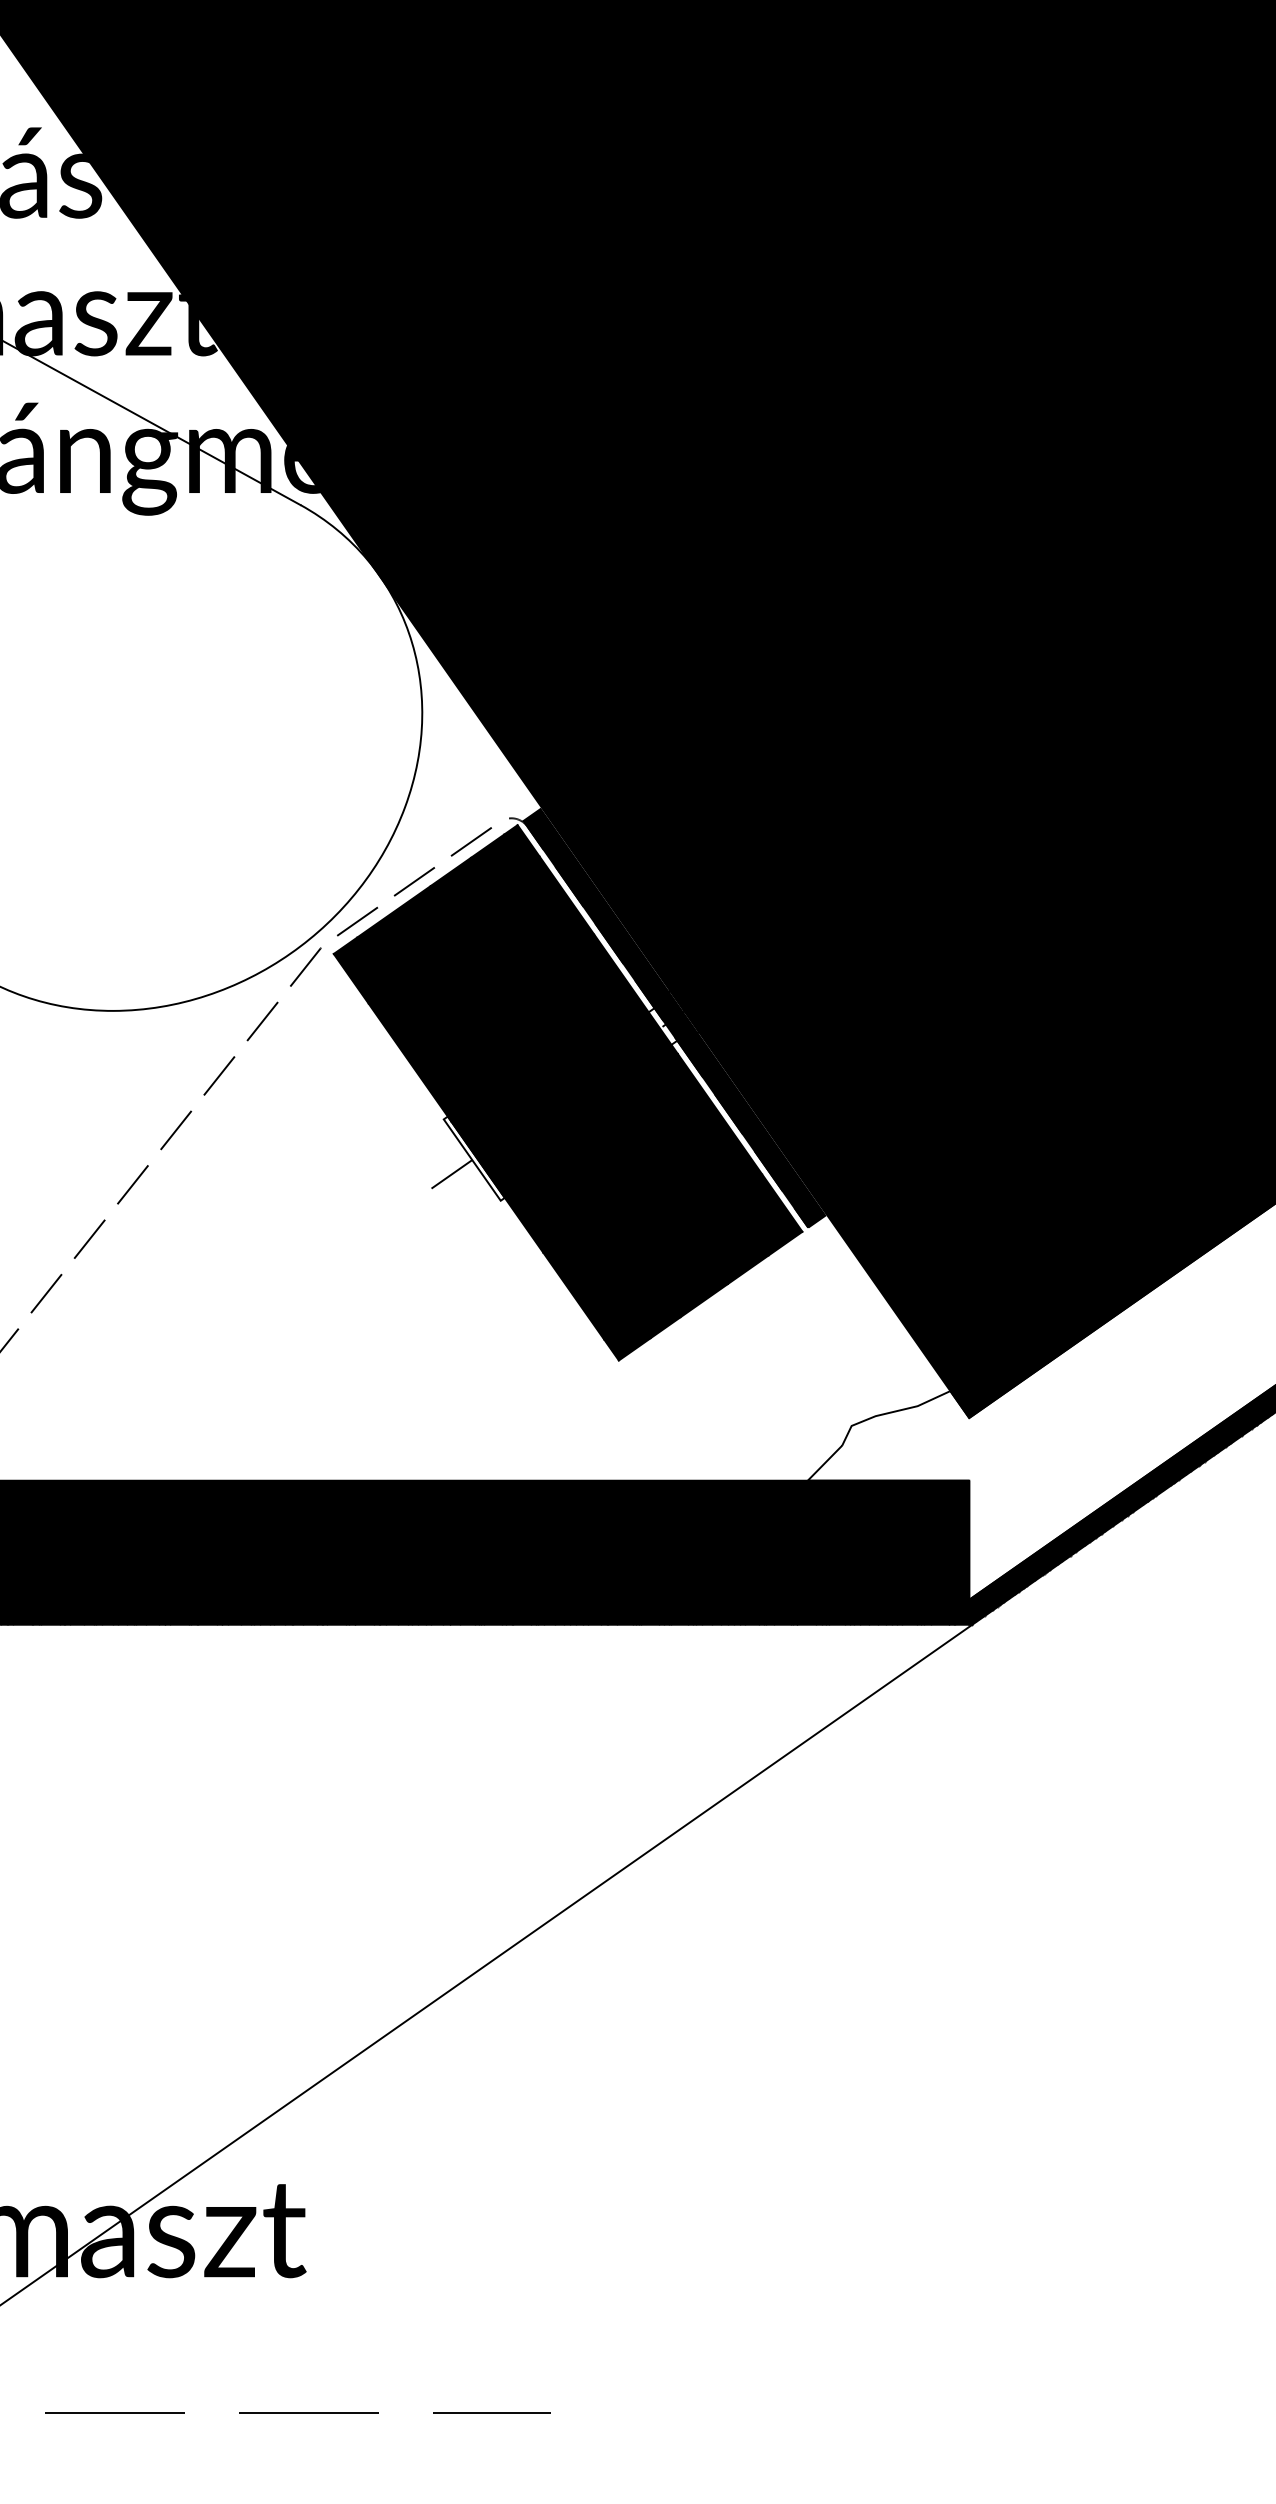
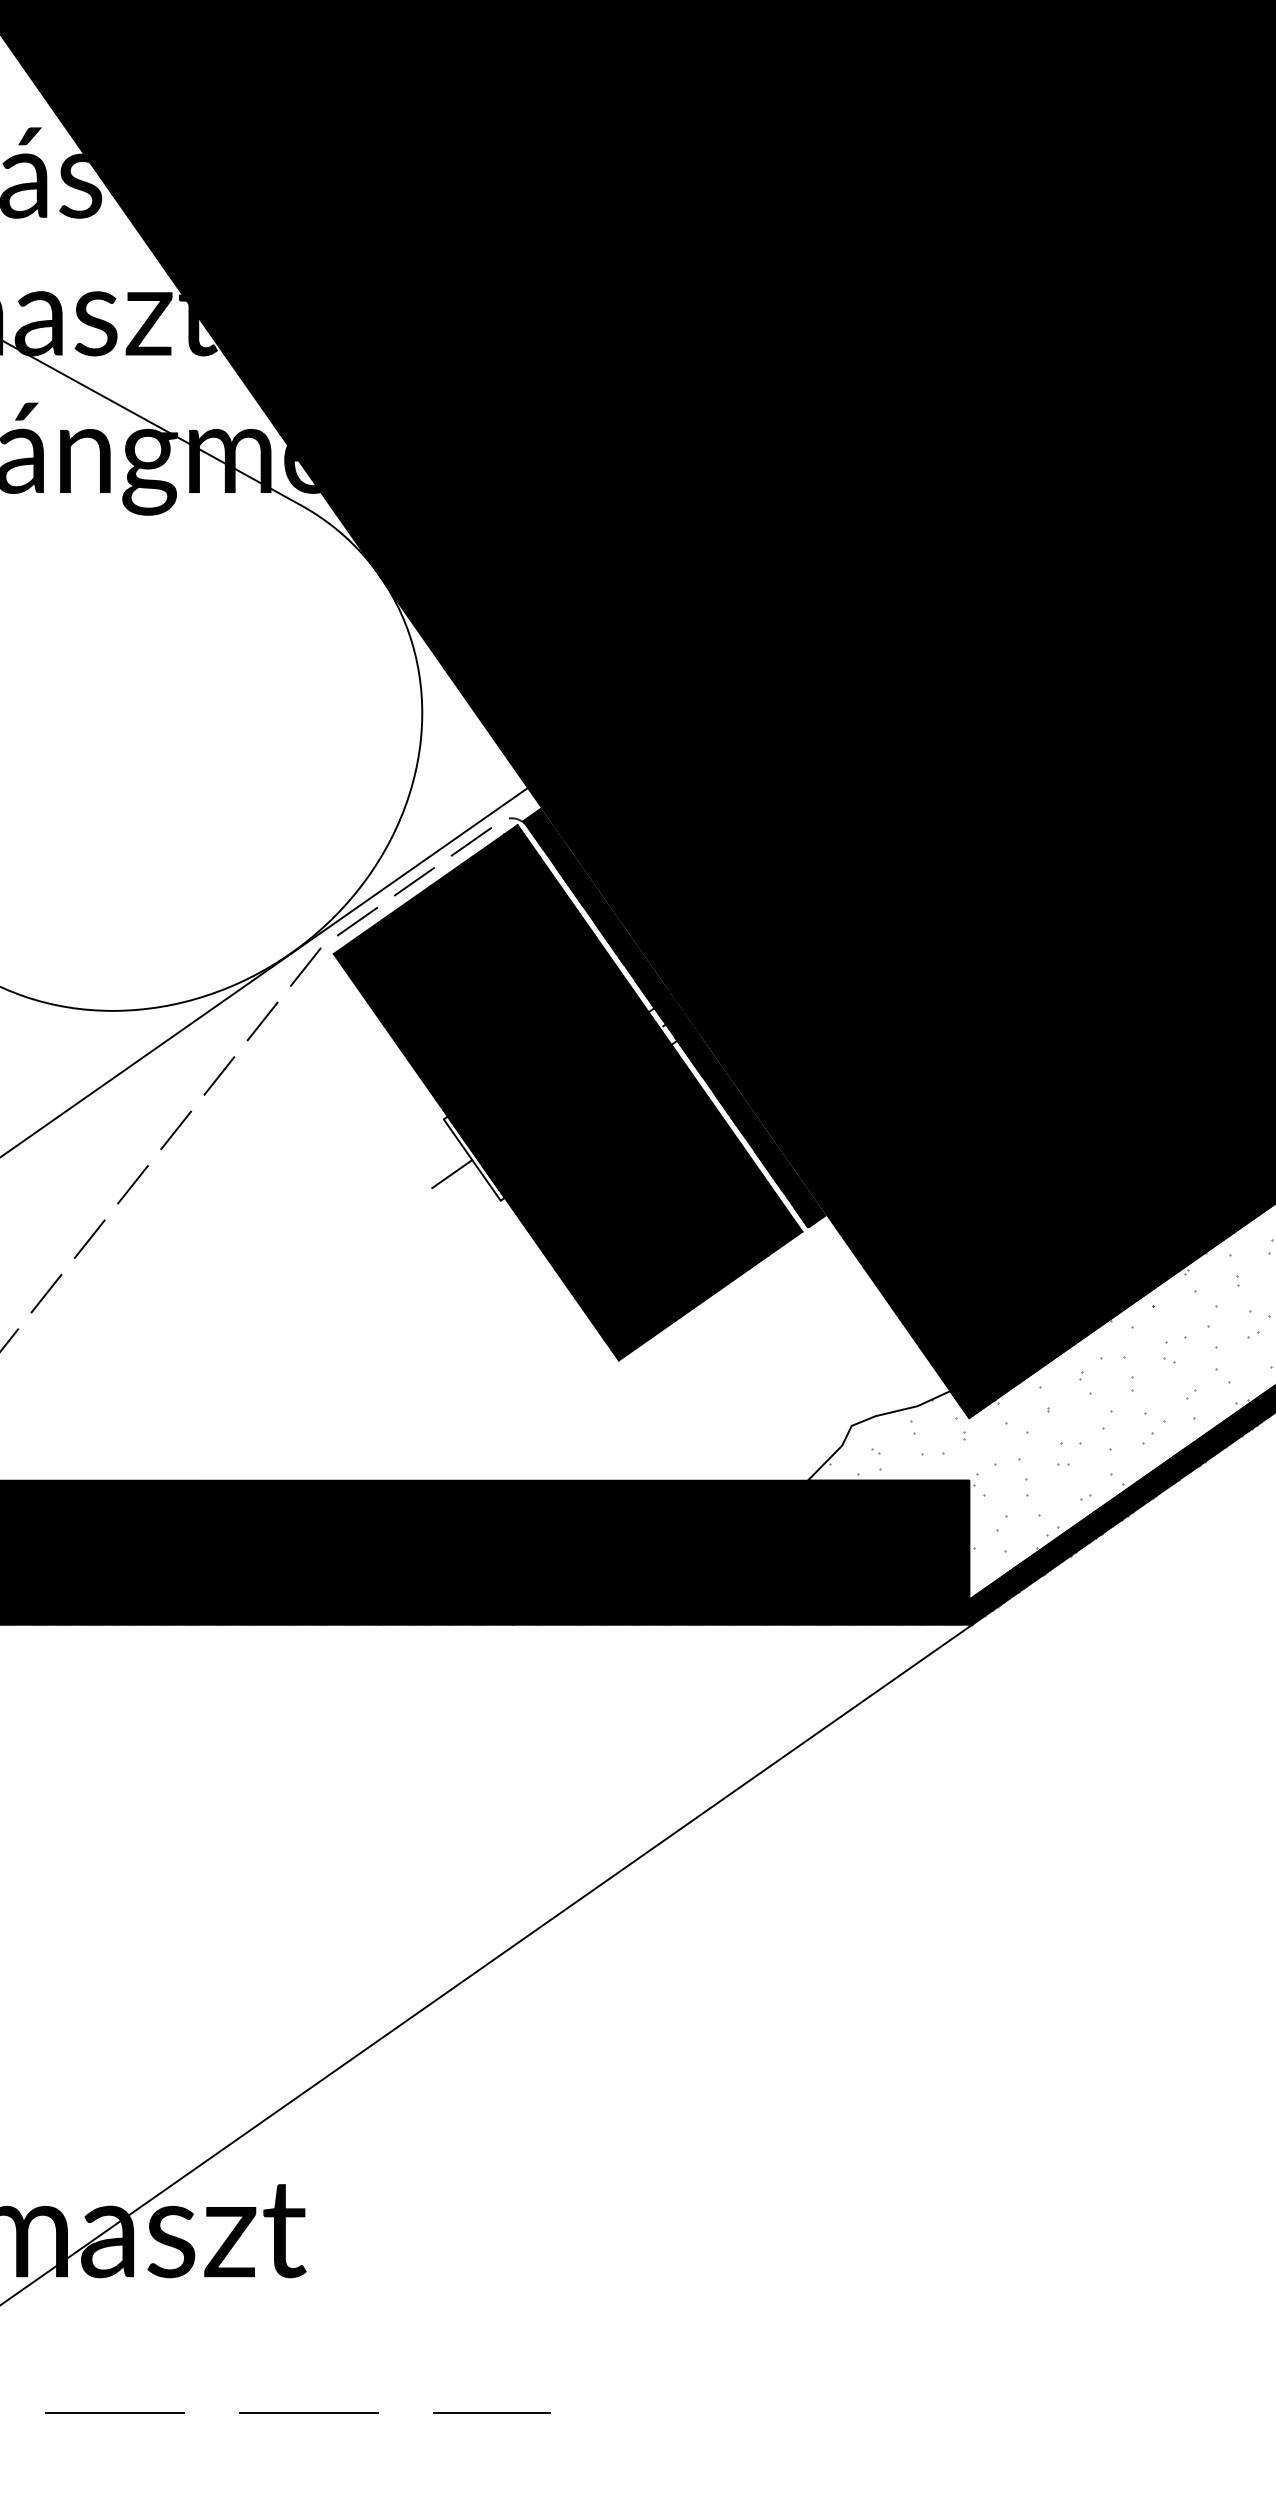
line: none -> present (265, 971)
hatch: none -> present (1050, 1394)
